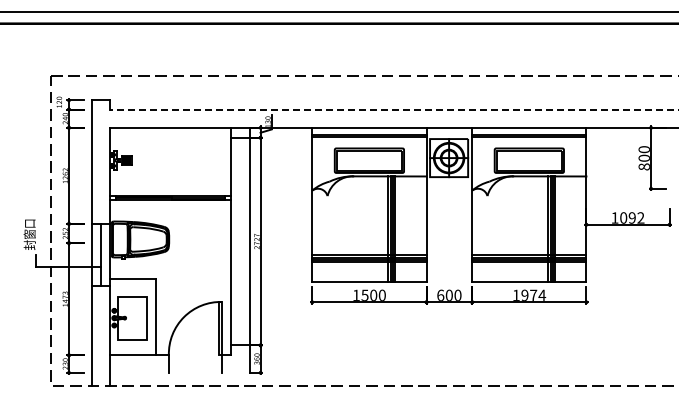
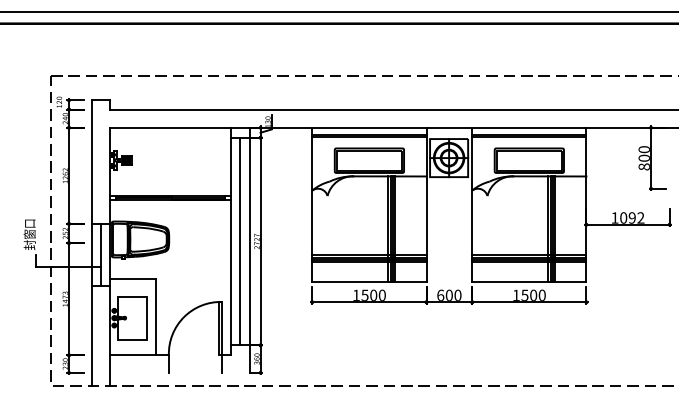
line: dashed -> solid (393, 109)
line: none -> present (240, 241)
text: 1974 -> 1500 (533, 294)
